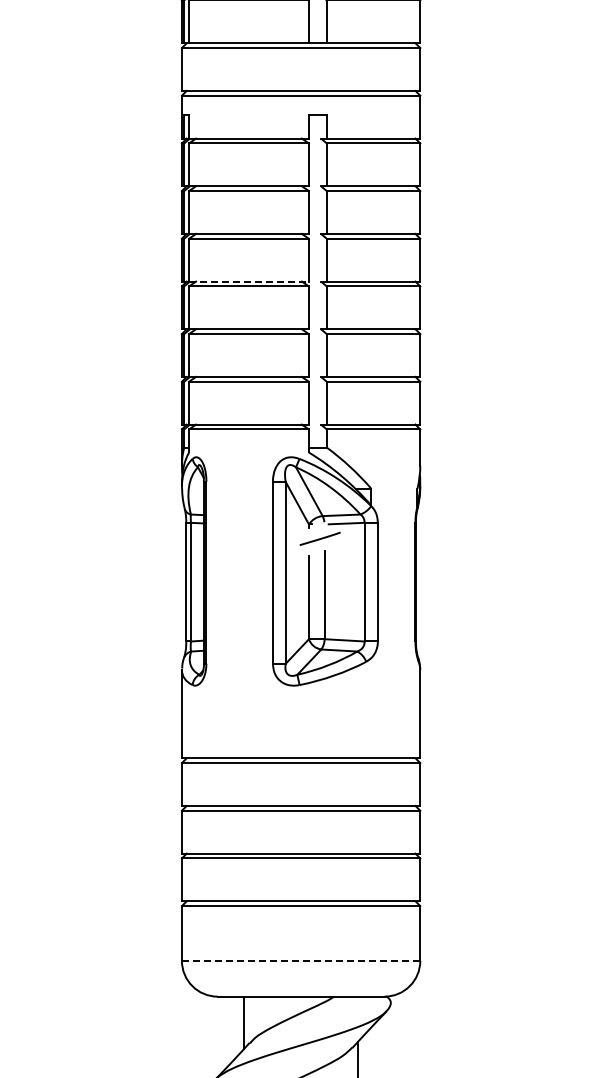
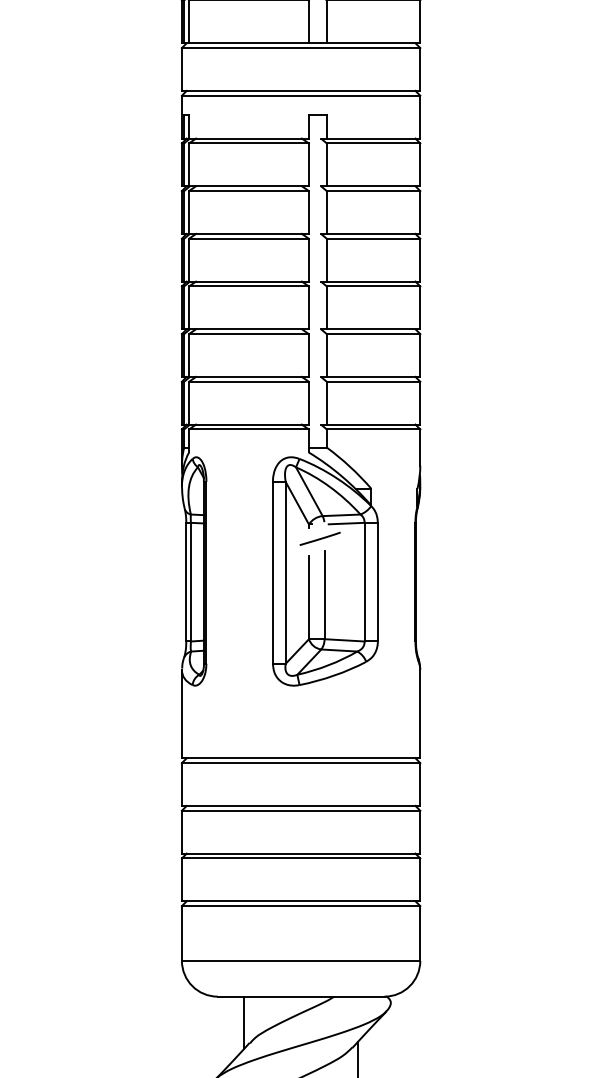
line: dashed -> solid (248, 281)
line: dashed -> solid (301, 960)
